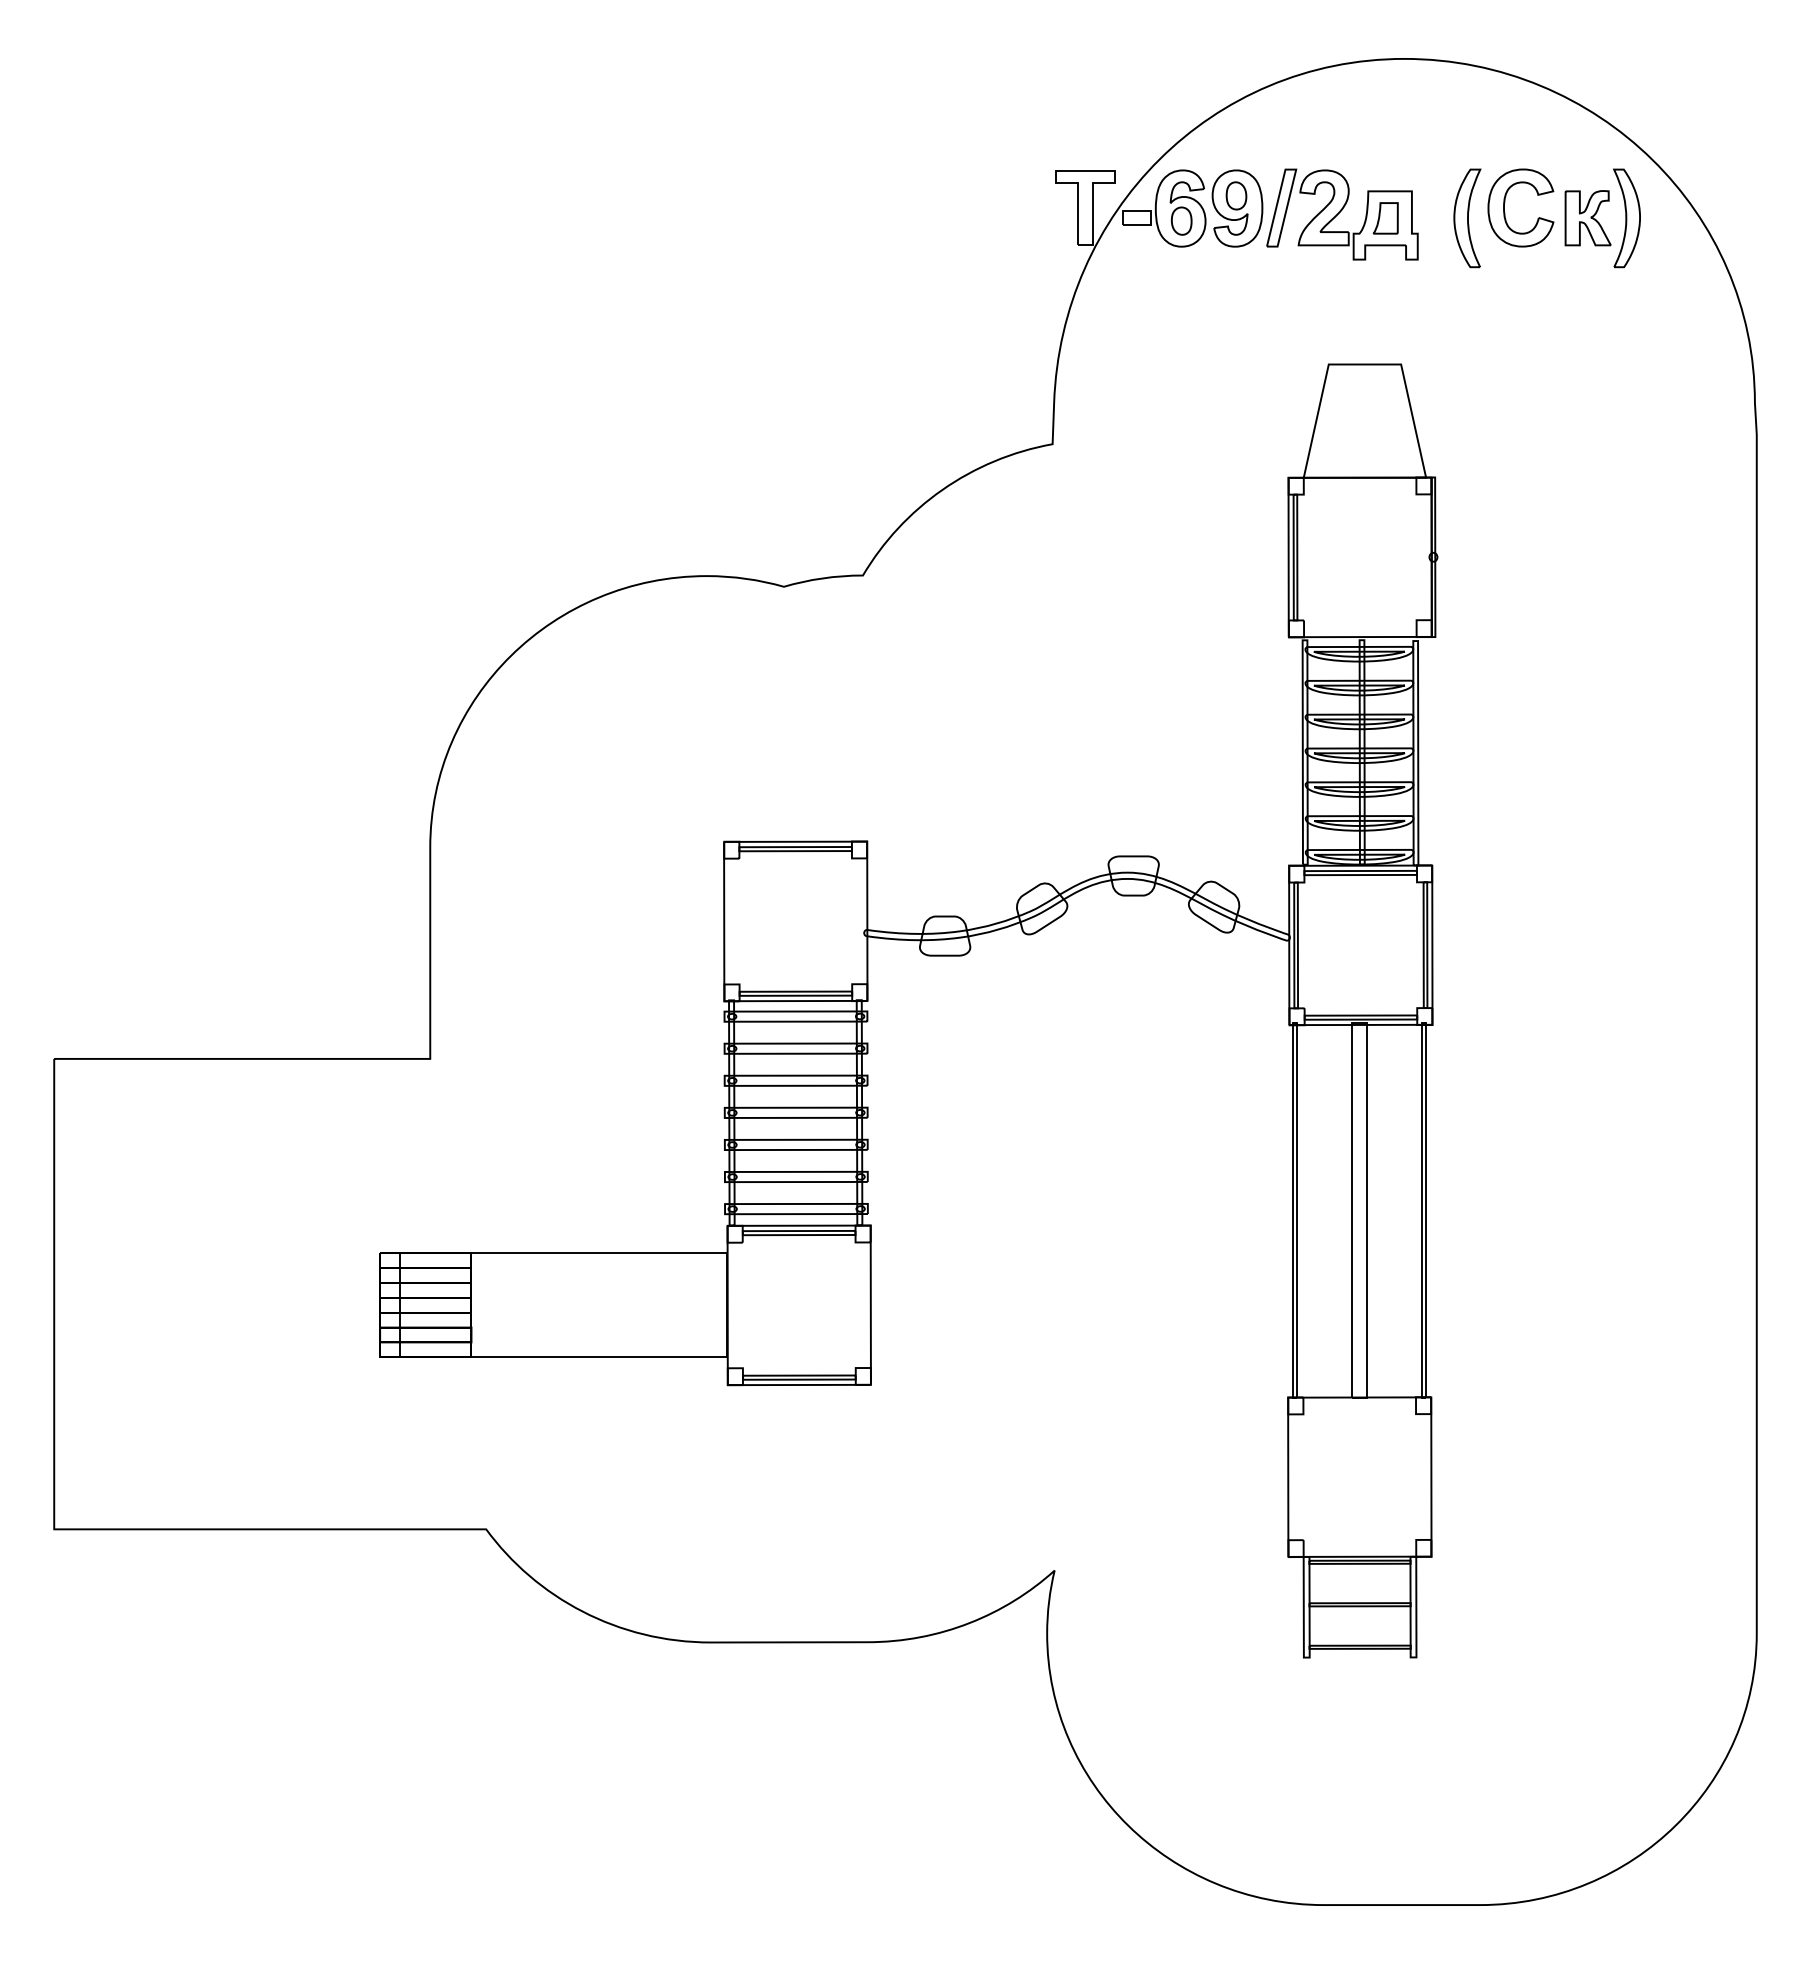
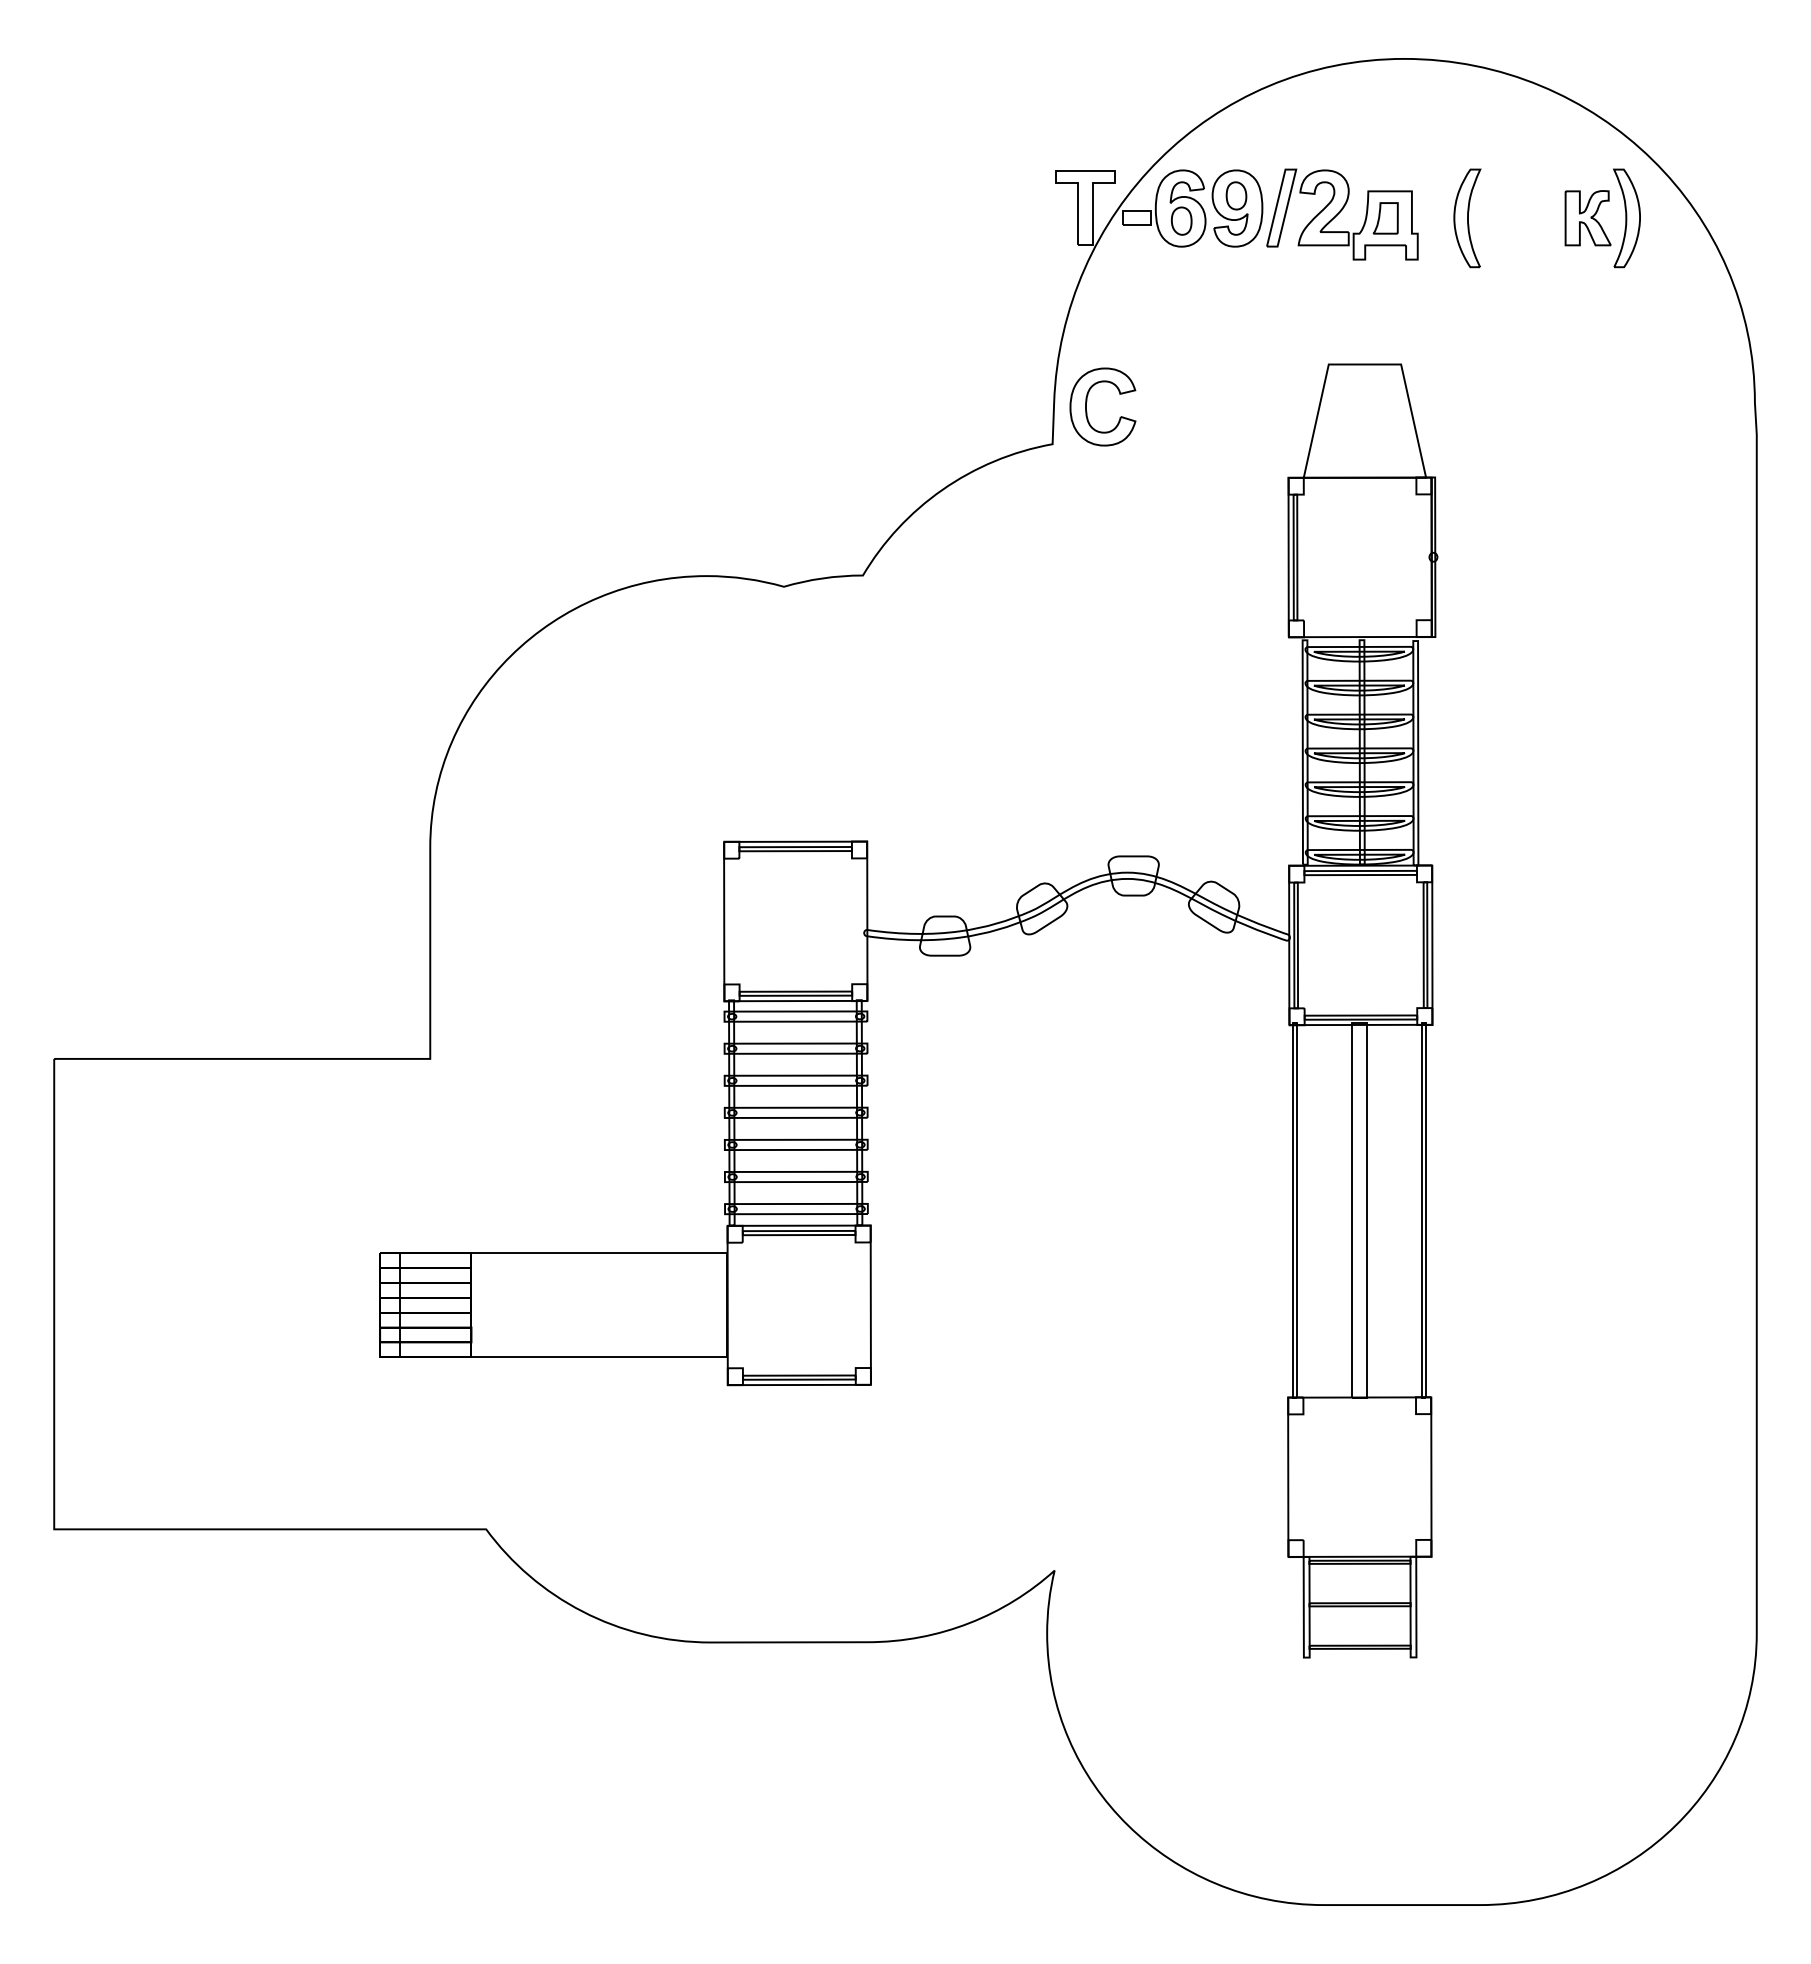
part position: (1505, 202) -> (1087, 401) (1087, 401)
